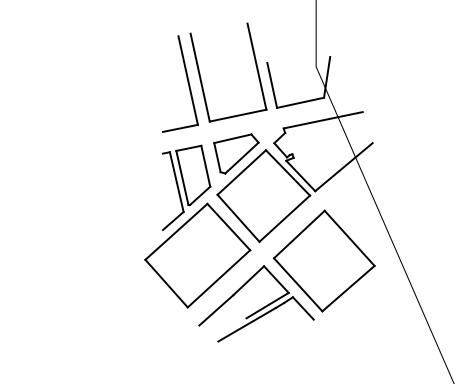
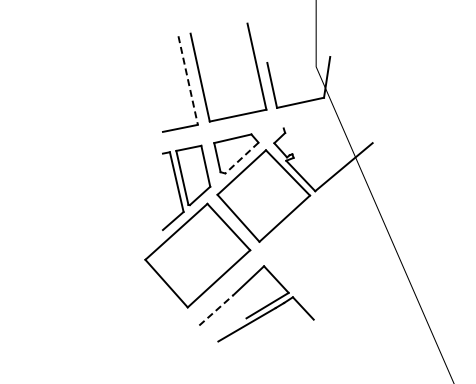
line: solid -> dashed (188, 81)
line: present -> none (322, 120)
line: solid -> dashed (241, 158)
part: present -> none (323, 260)
line: solid -> dashed (216, 310)
